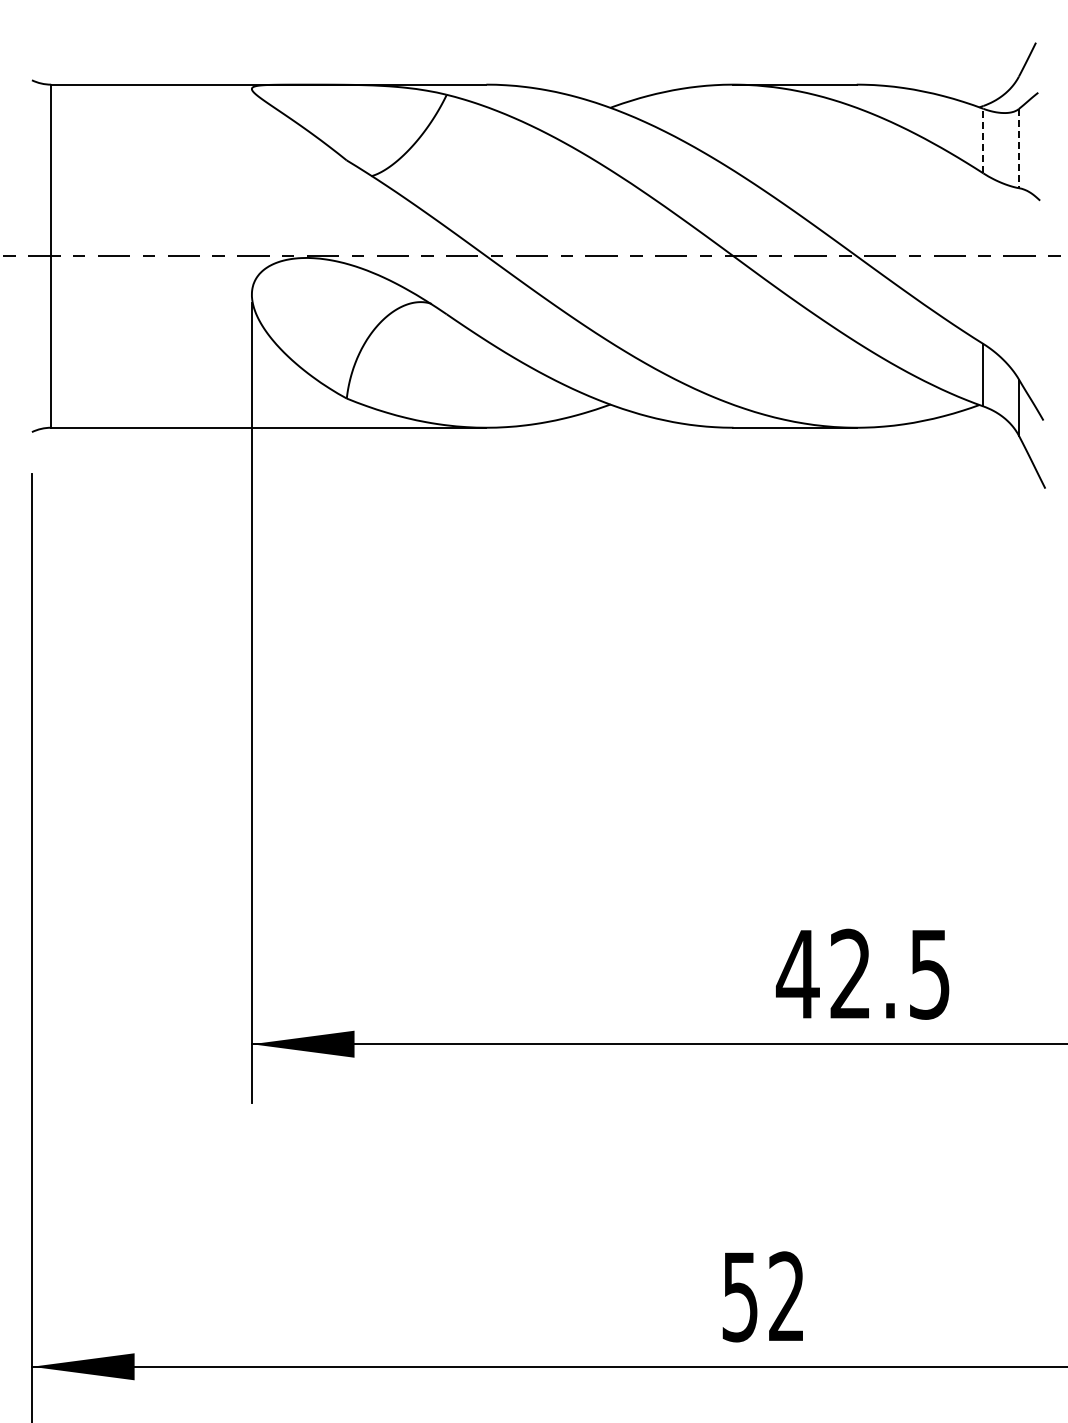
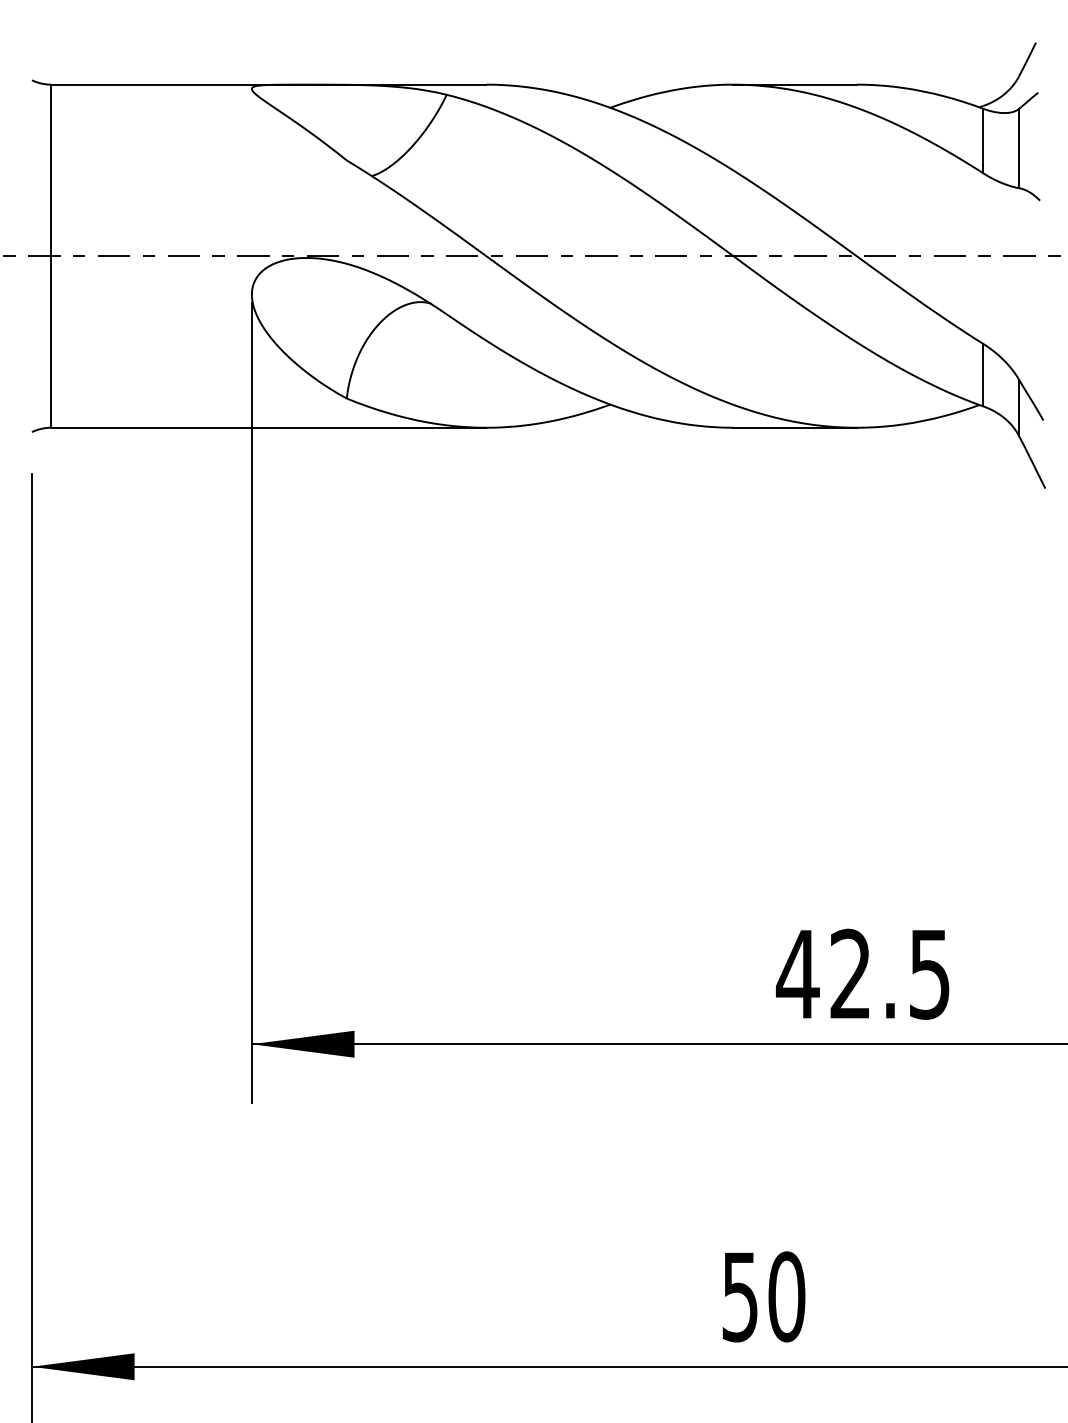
line: dashed -> solid (983, 140)
line: dashed -> solid (1018, 148)
text: 52 -> 50 (786, 1296)
